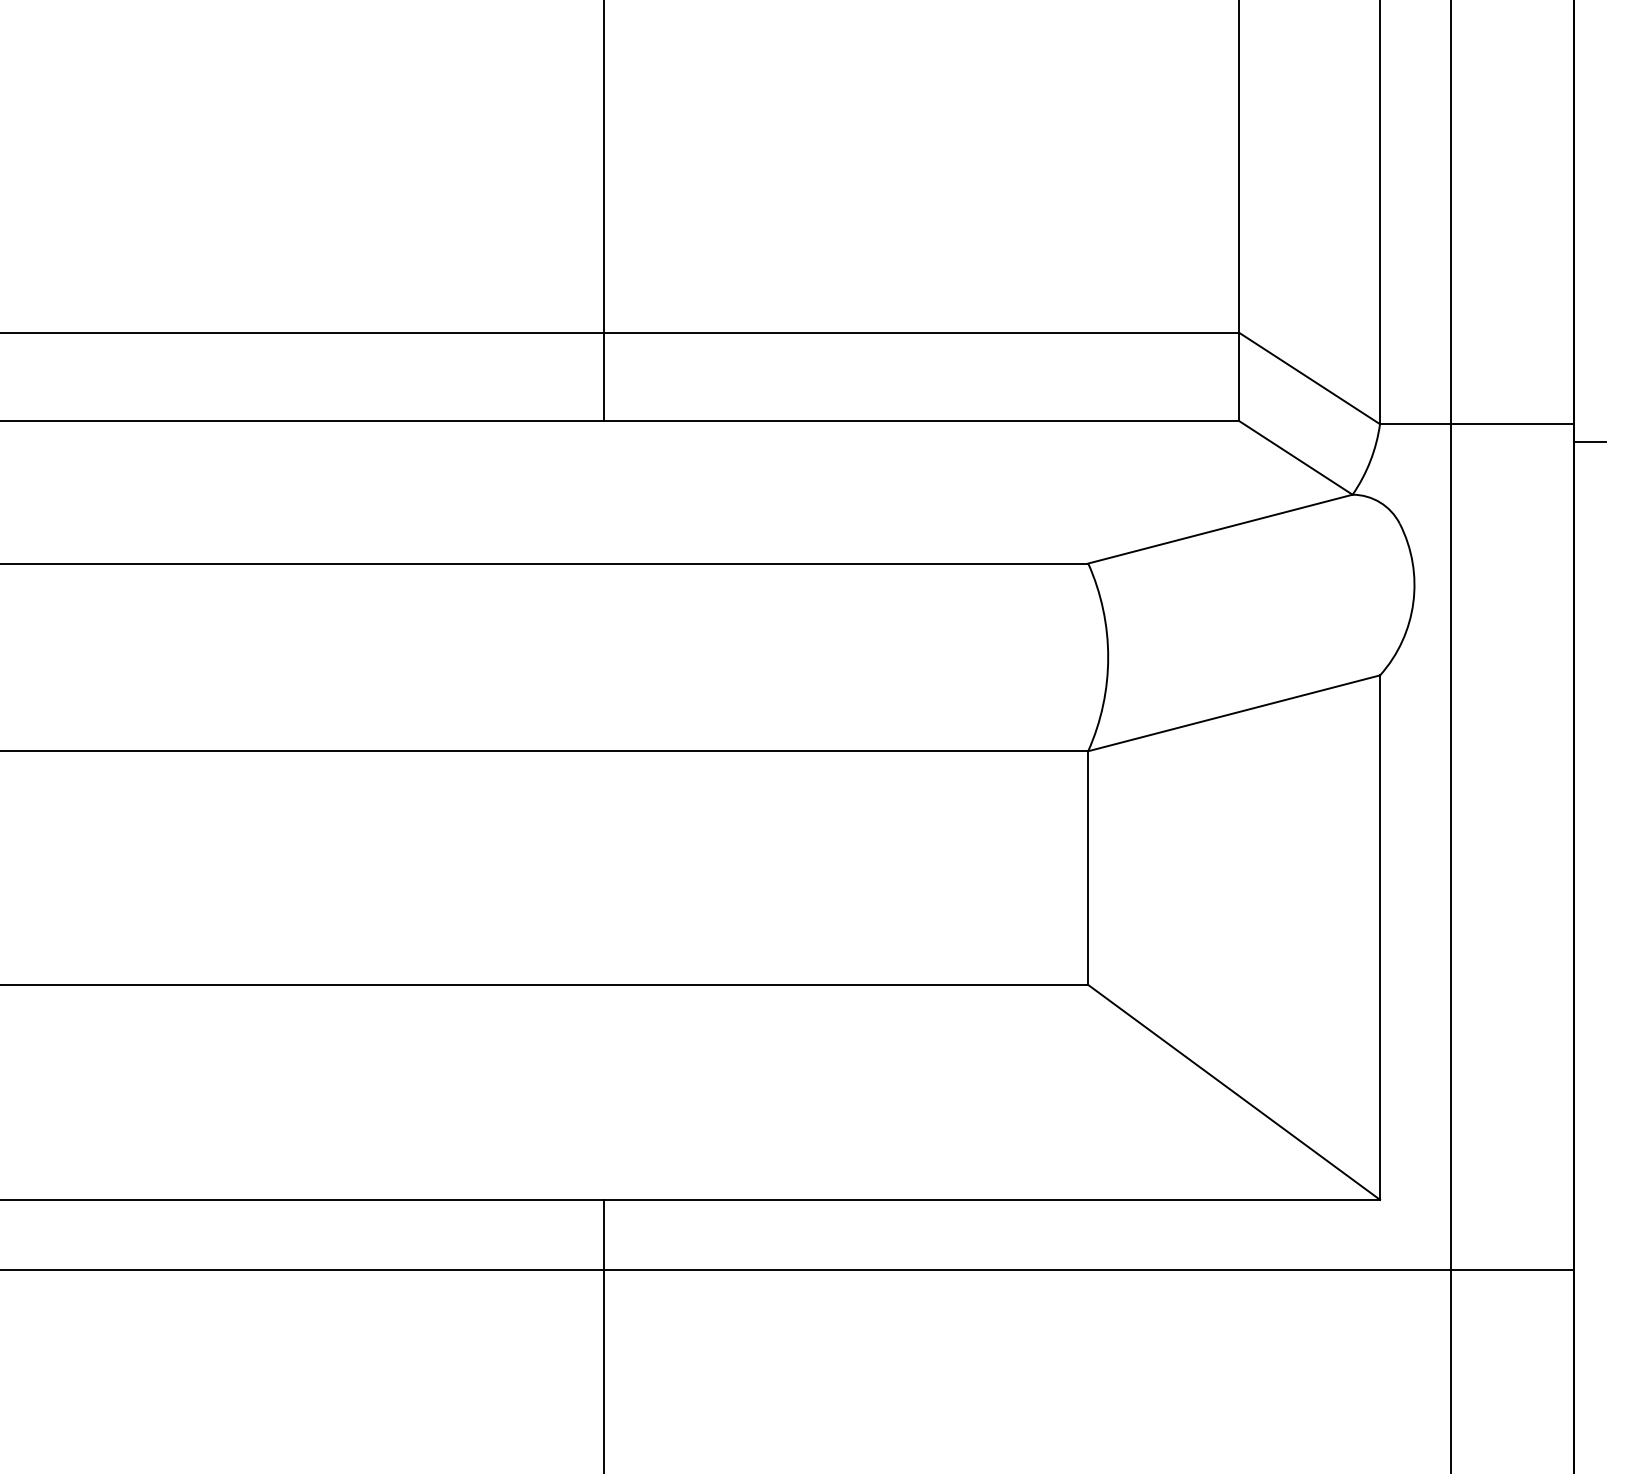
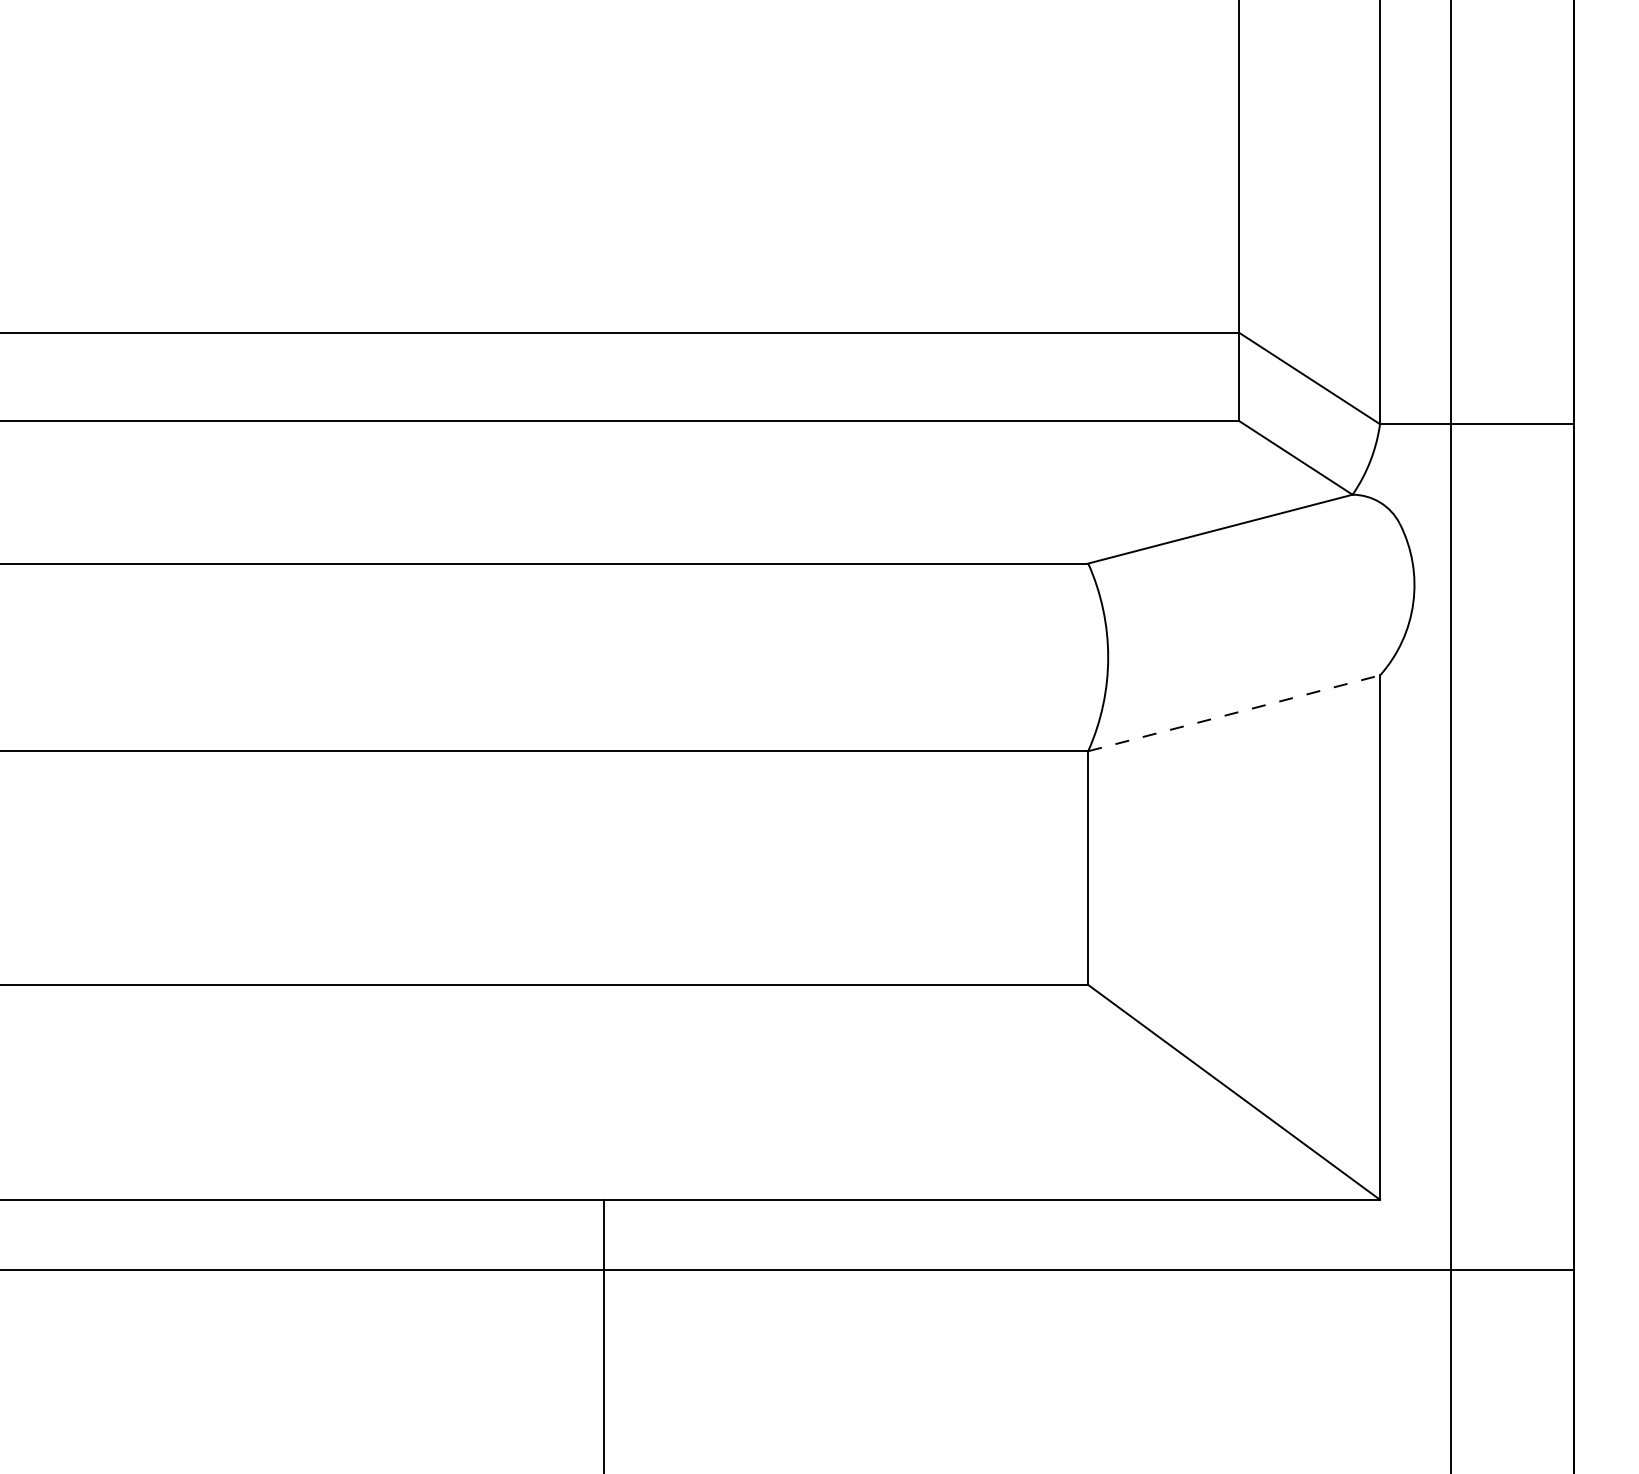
line: present -> none (604, 211)
line: present -> none (1589, 441)
line: solid -> dashed (1234, 713)
